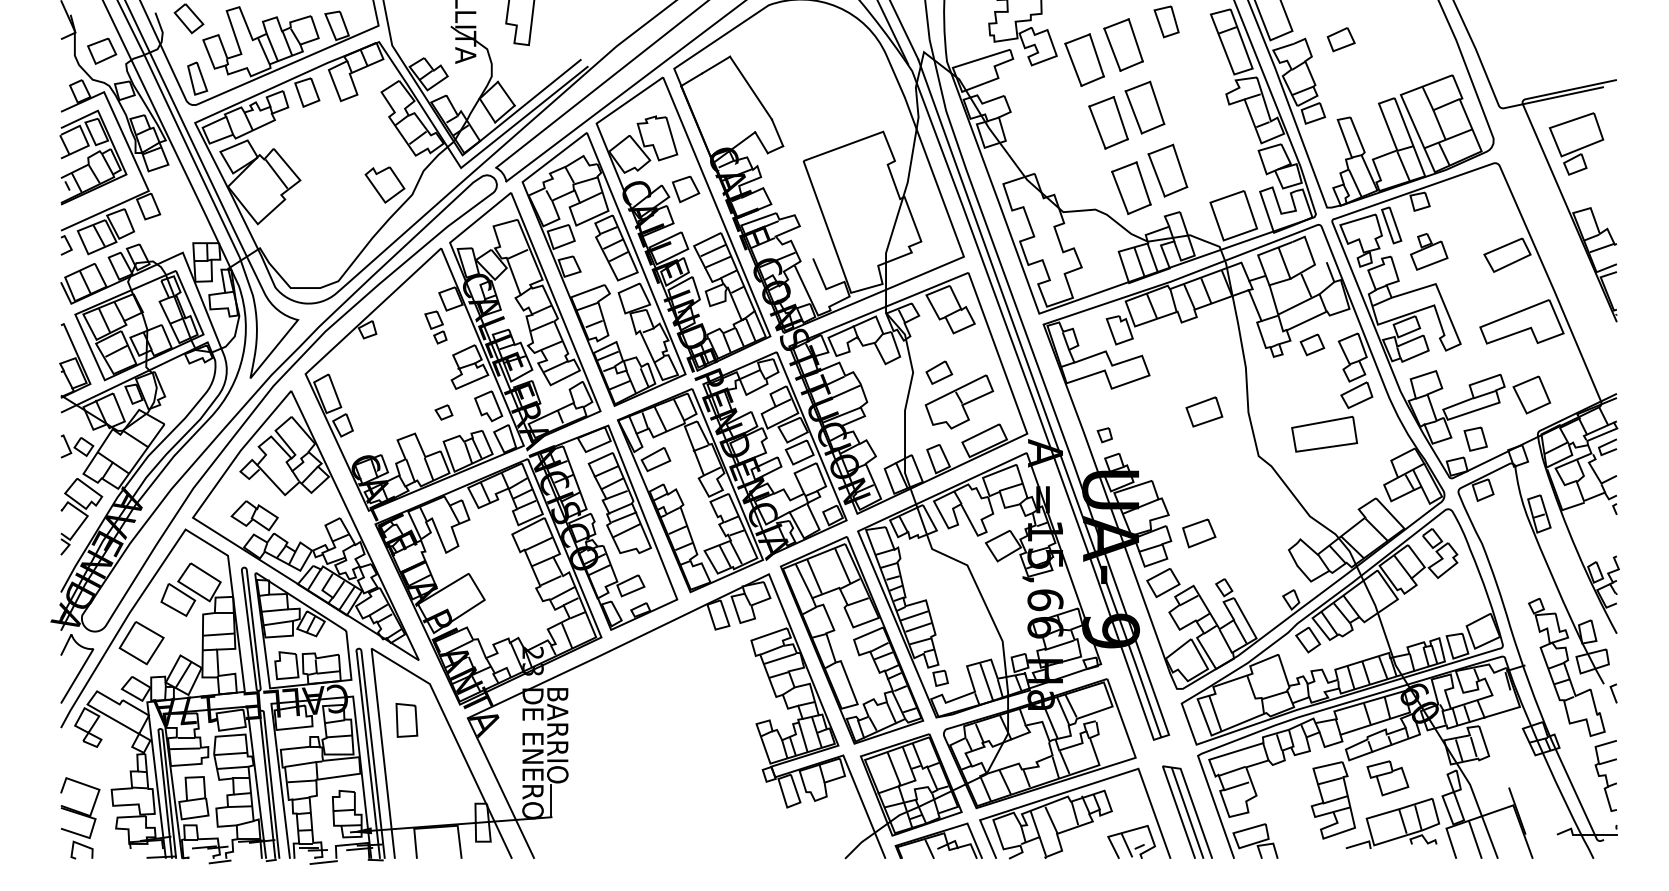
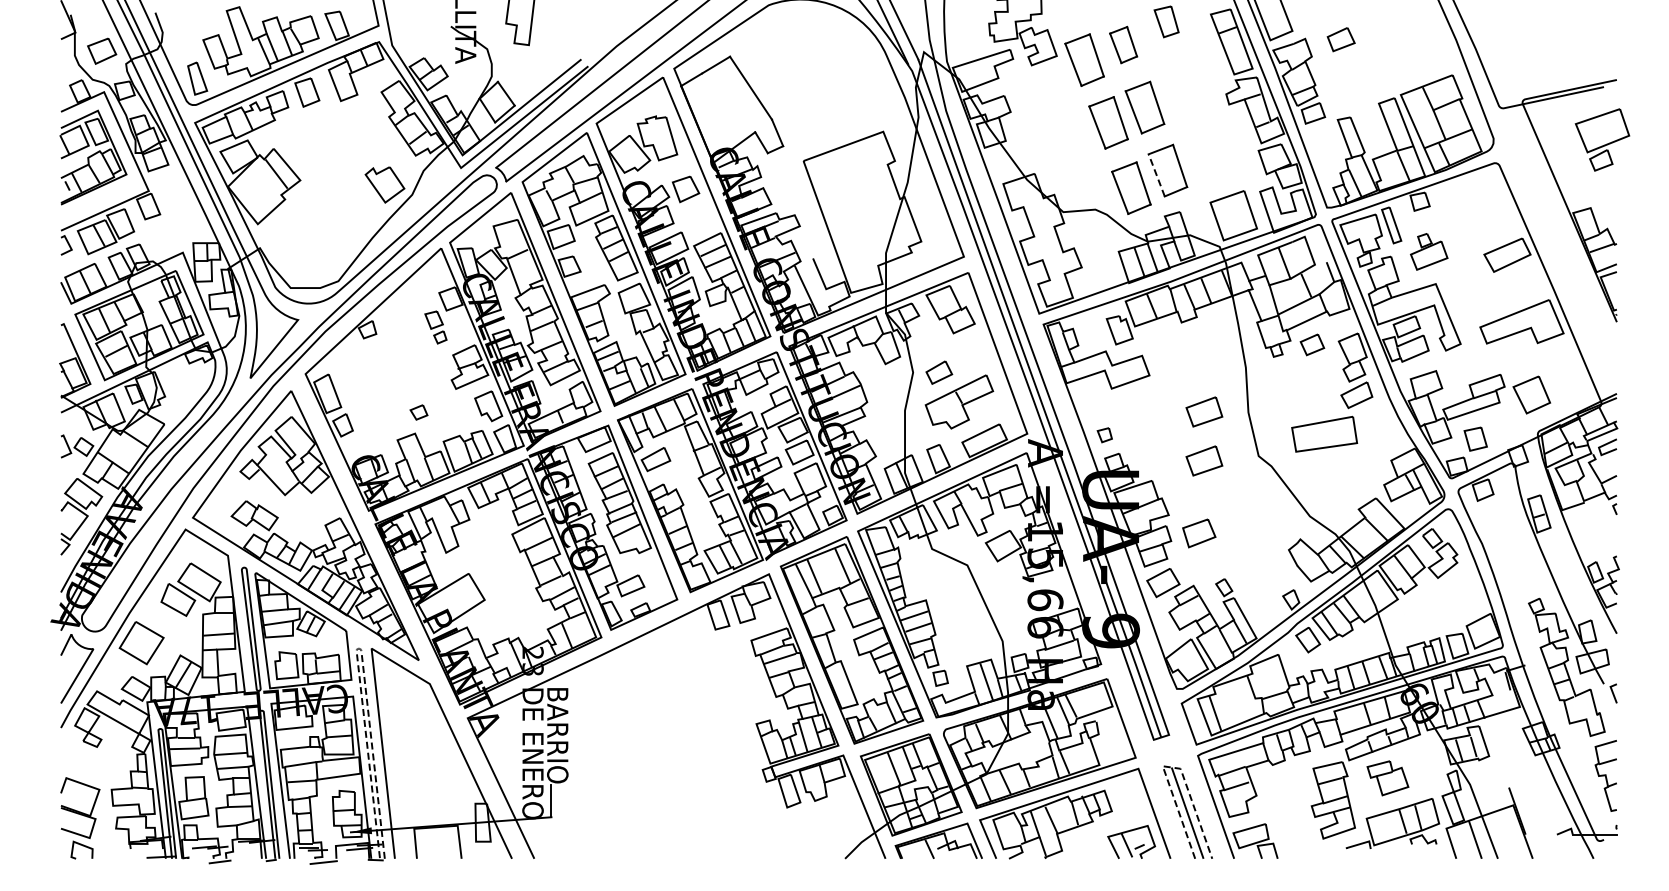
part: present -> none (188, 18)
part size: 41x54 px -> 30x40 px (1123, 44)
part position: (1576, 143) -> (1602, 139) (1602, 139)
line: solid -> dashed (1156, 175)
part position: (443, 412) -> (418, 412) (418, 412)
part: none -> present (1204, 460)
line: solid -> dashed (358, 648)
part: present -> none (406, 720)
line: solid -> dashed (1170, 767)
